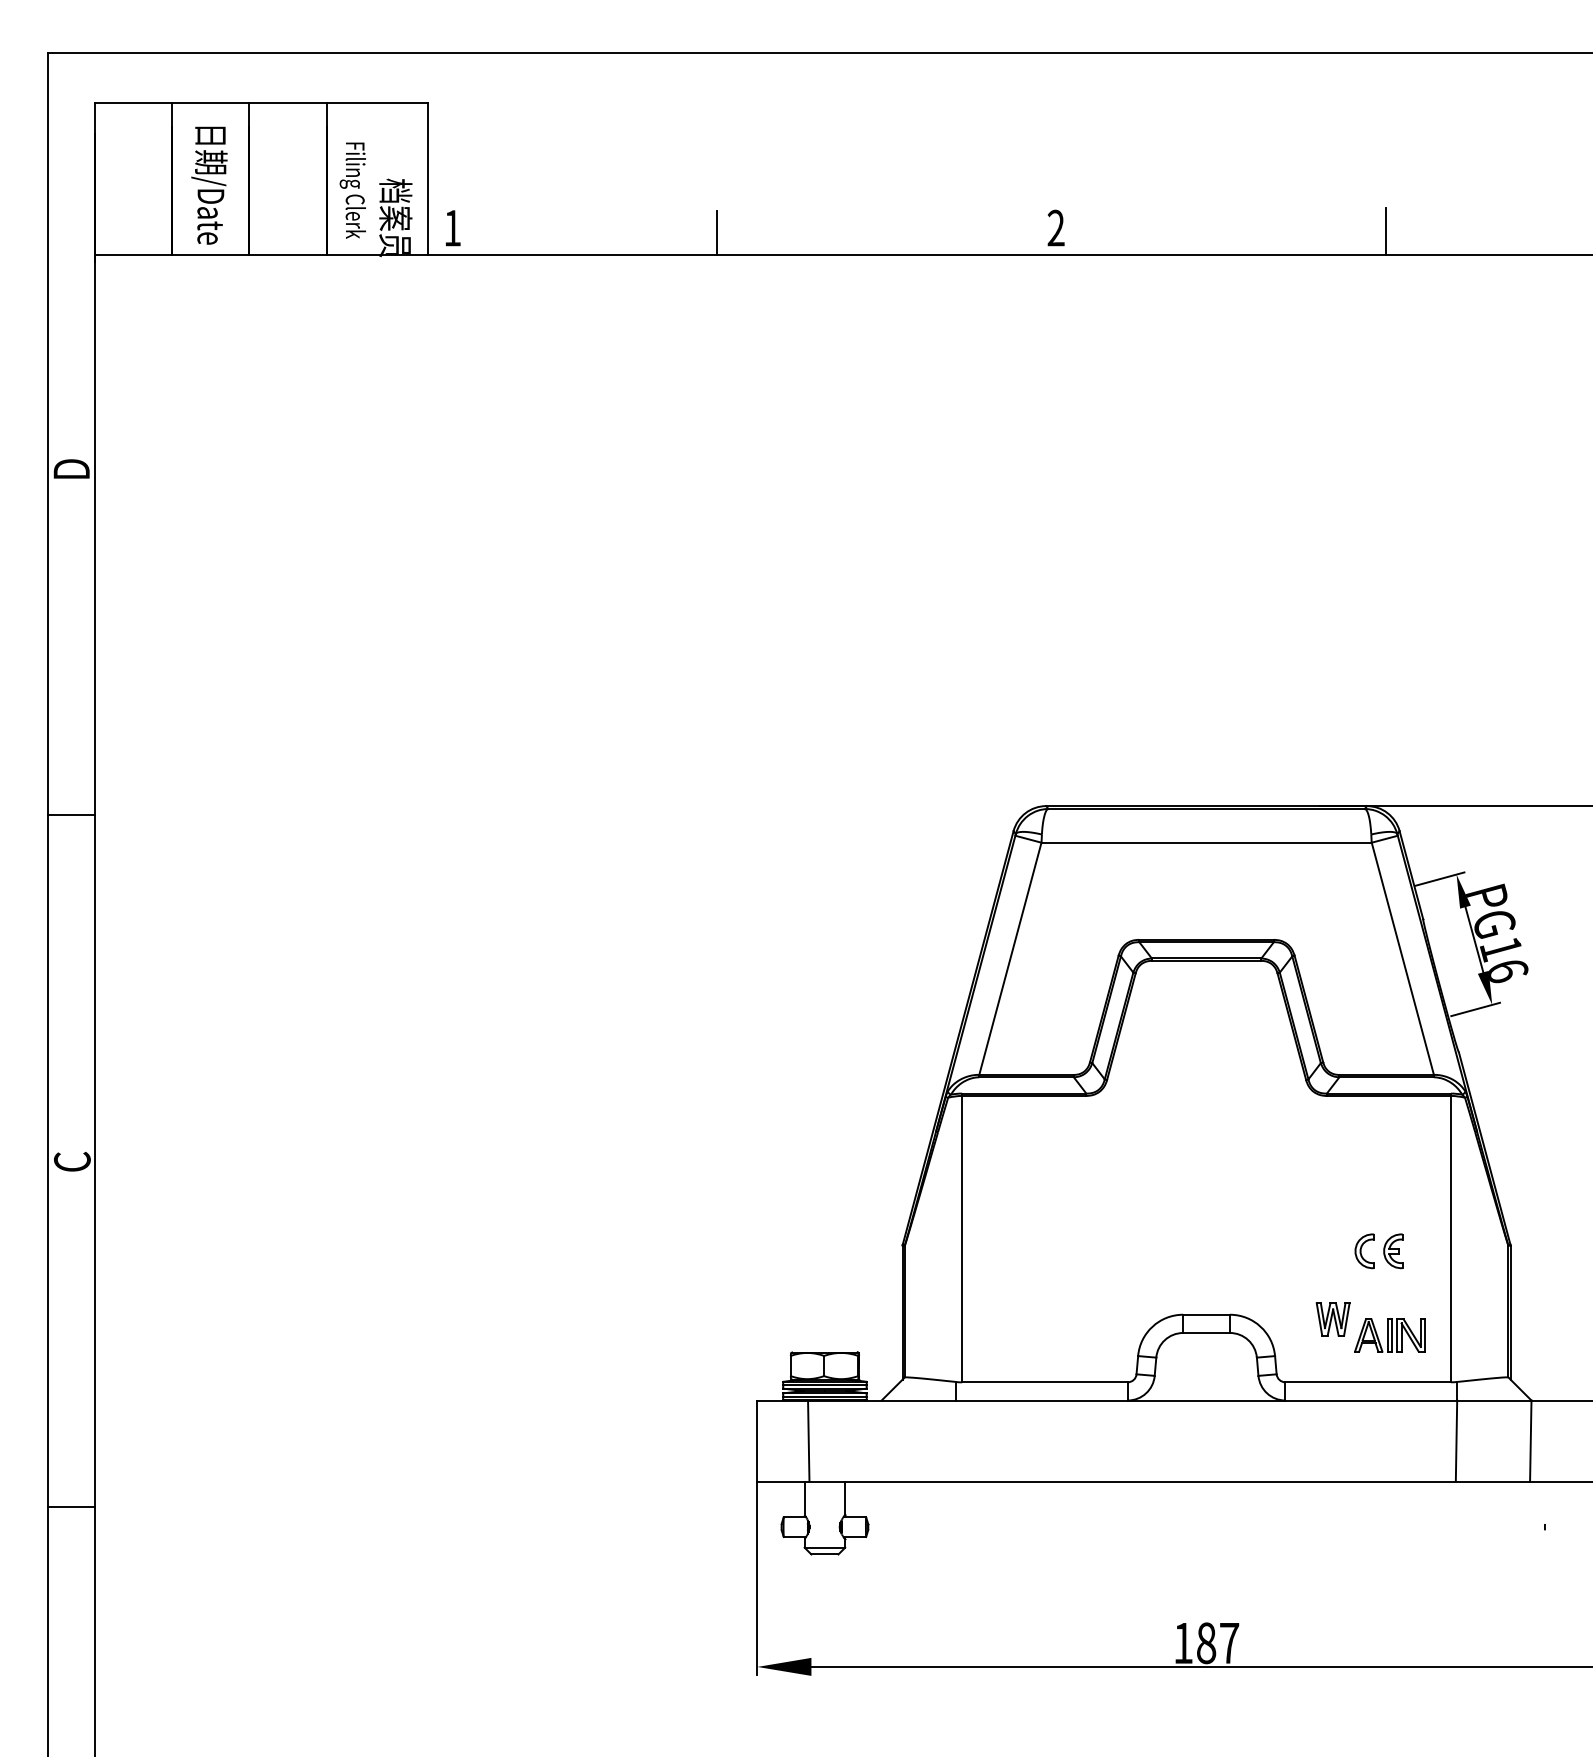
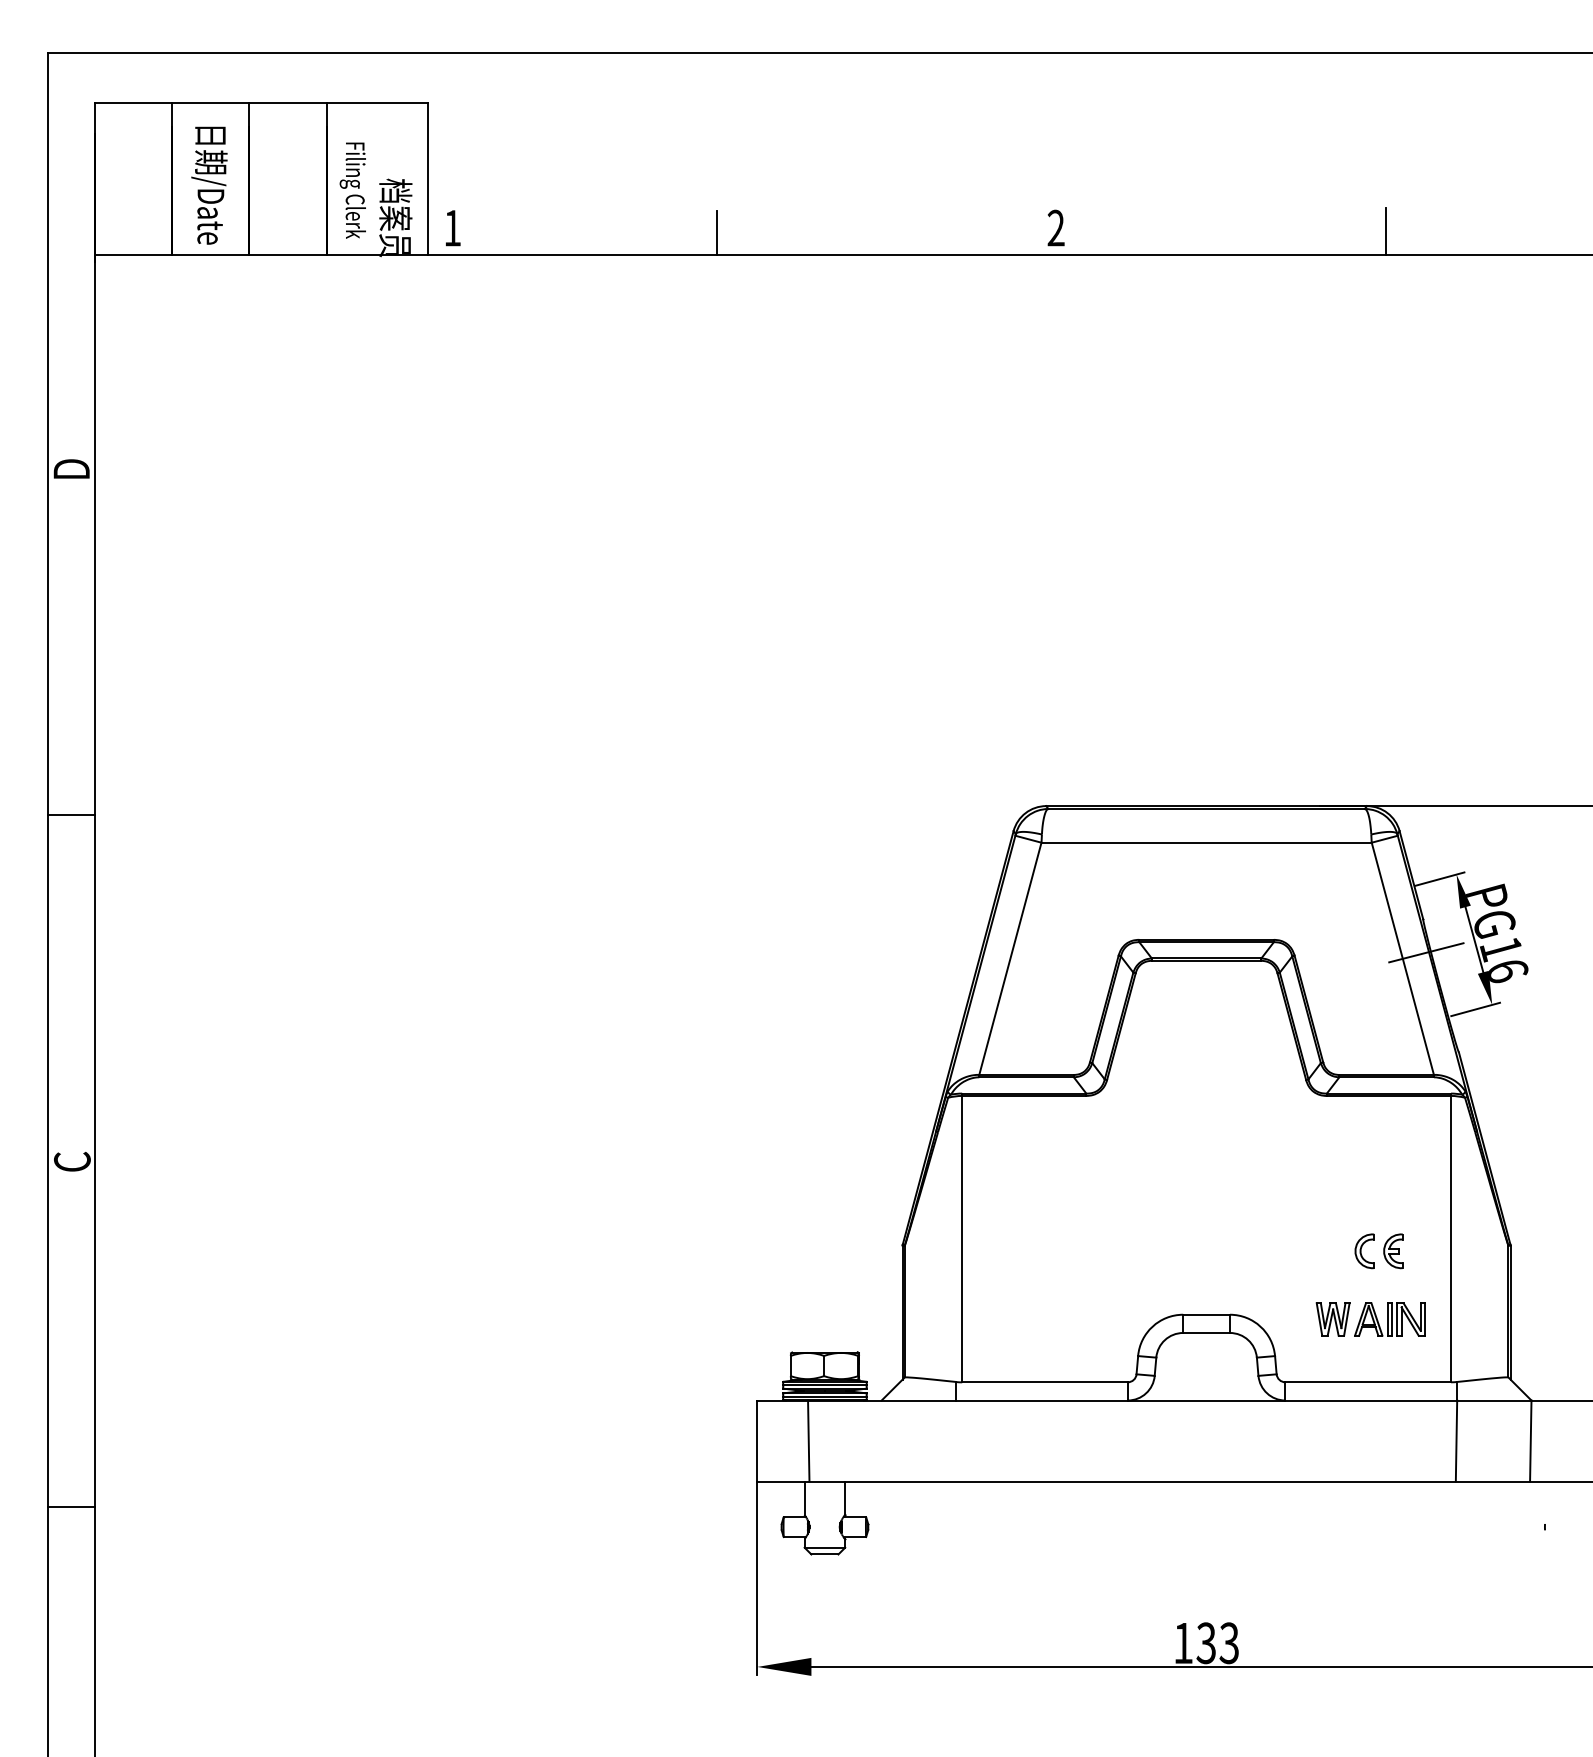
line: none -> present (1426, 952)
part position: (1389, 1335) -> (1389, 1319) (1389, 1319)
text: 187 -> 133 (1217, 1643)
